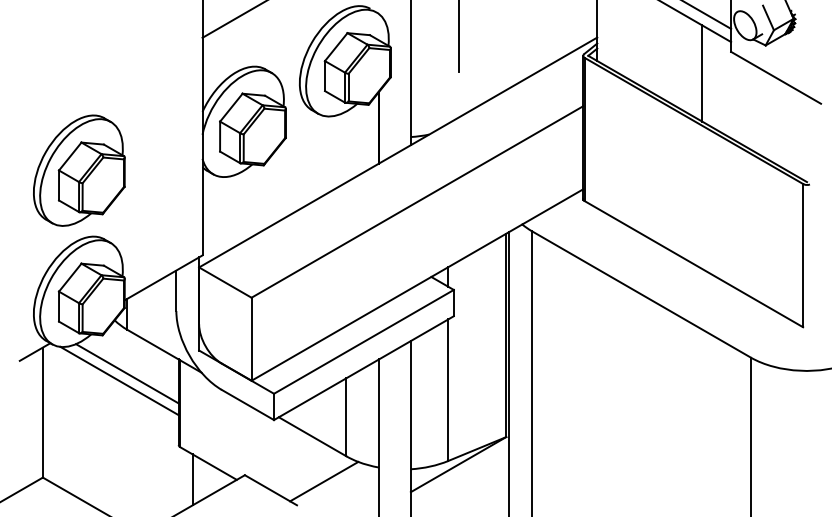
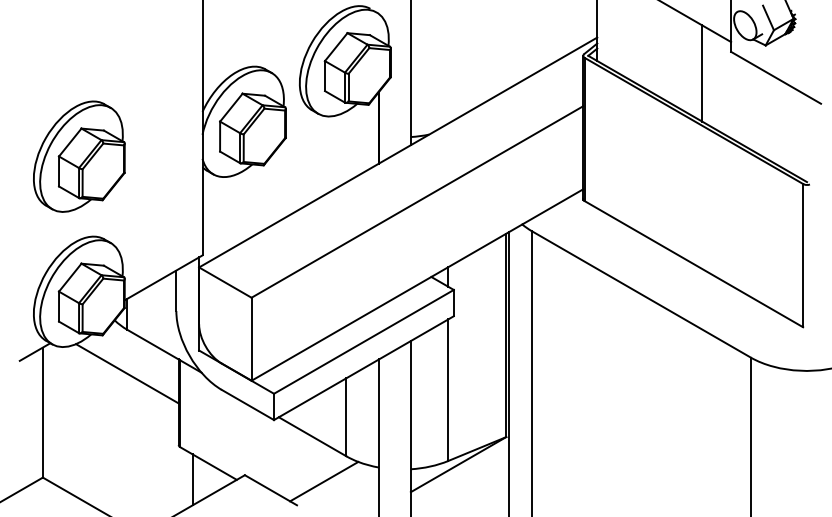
line: present -> none (708, 15)
line: present -> none (233, 19)
line: present -> none (458, 37)
part position: (79, 170) -> (79, 156) (79, 156)
line: present -> none (119, 380)
